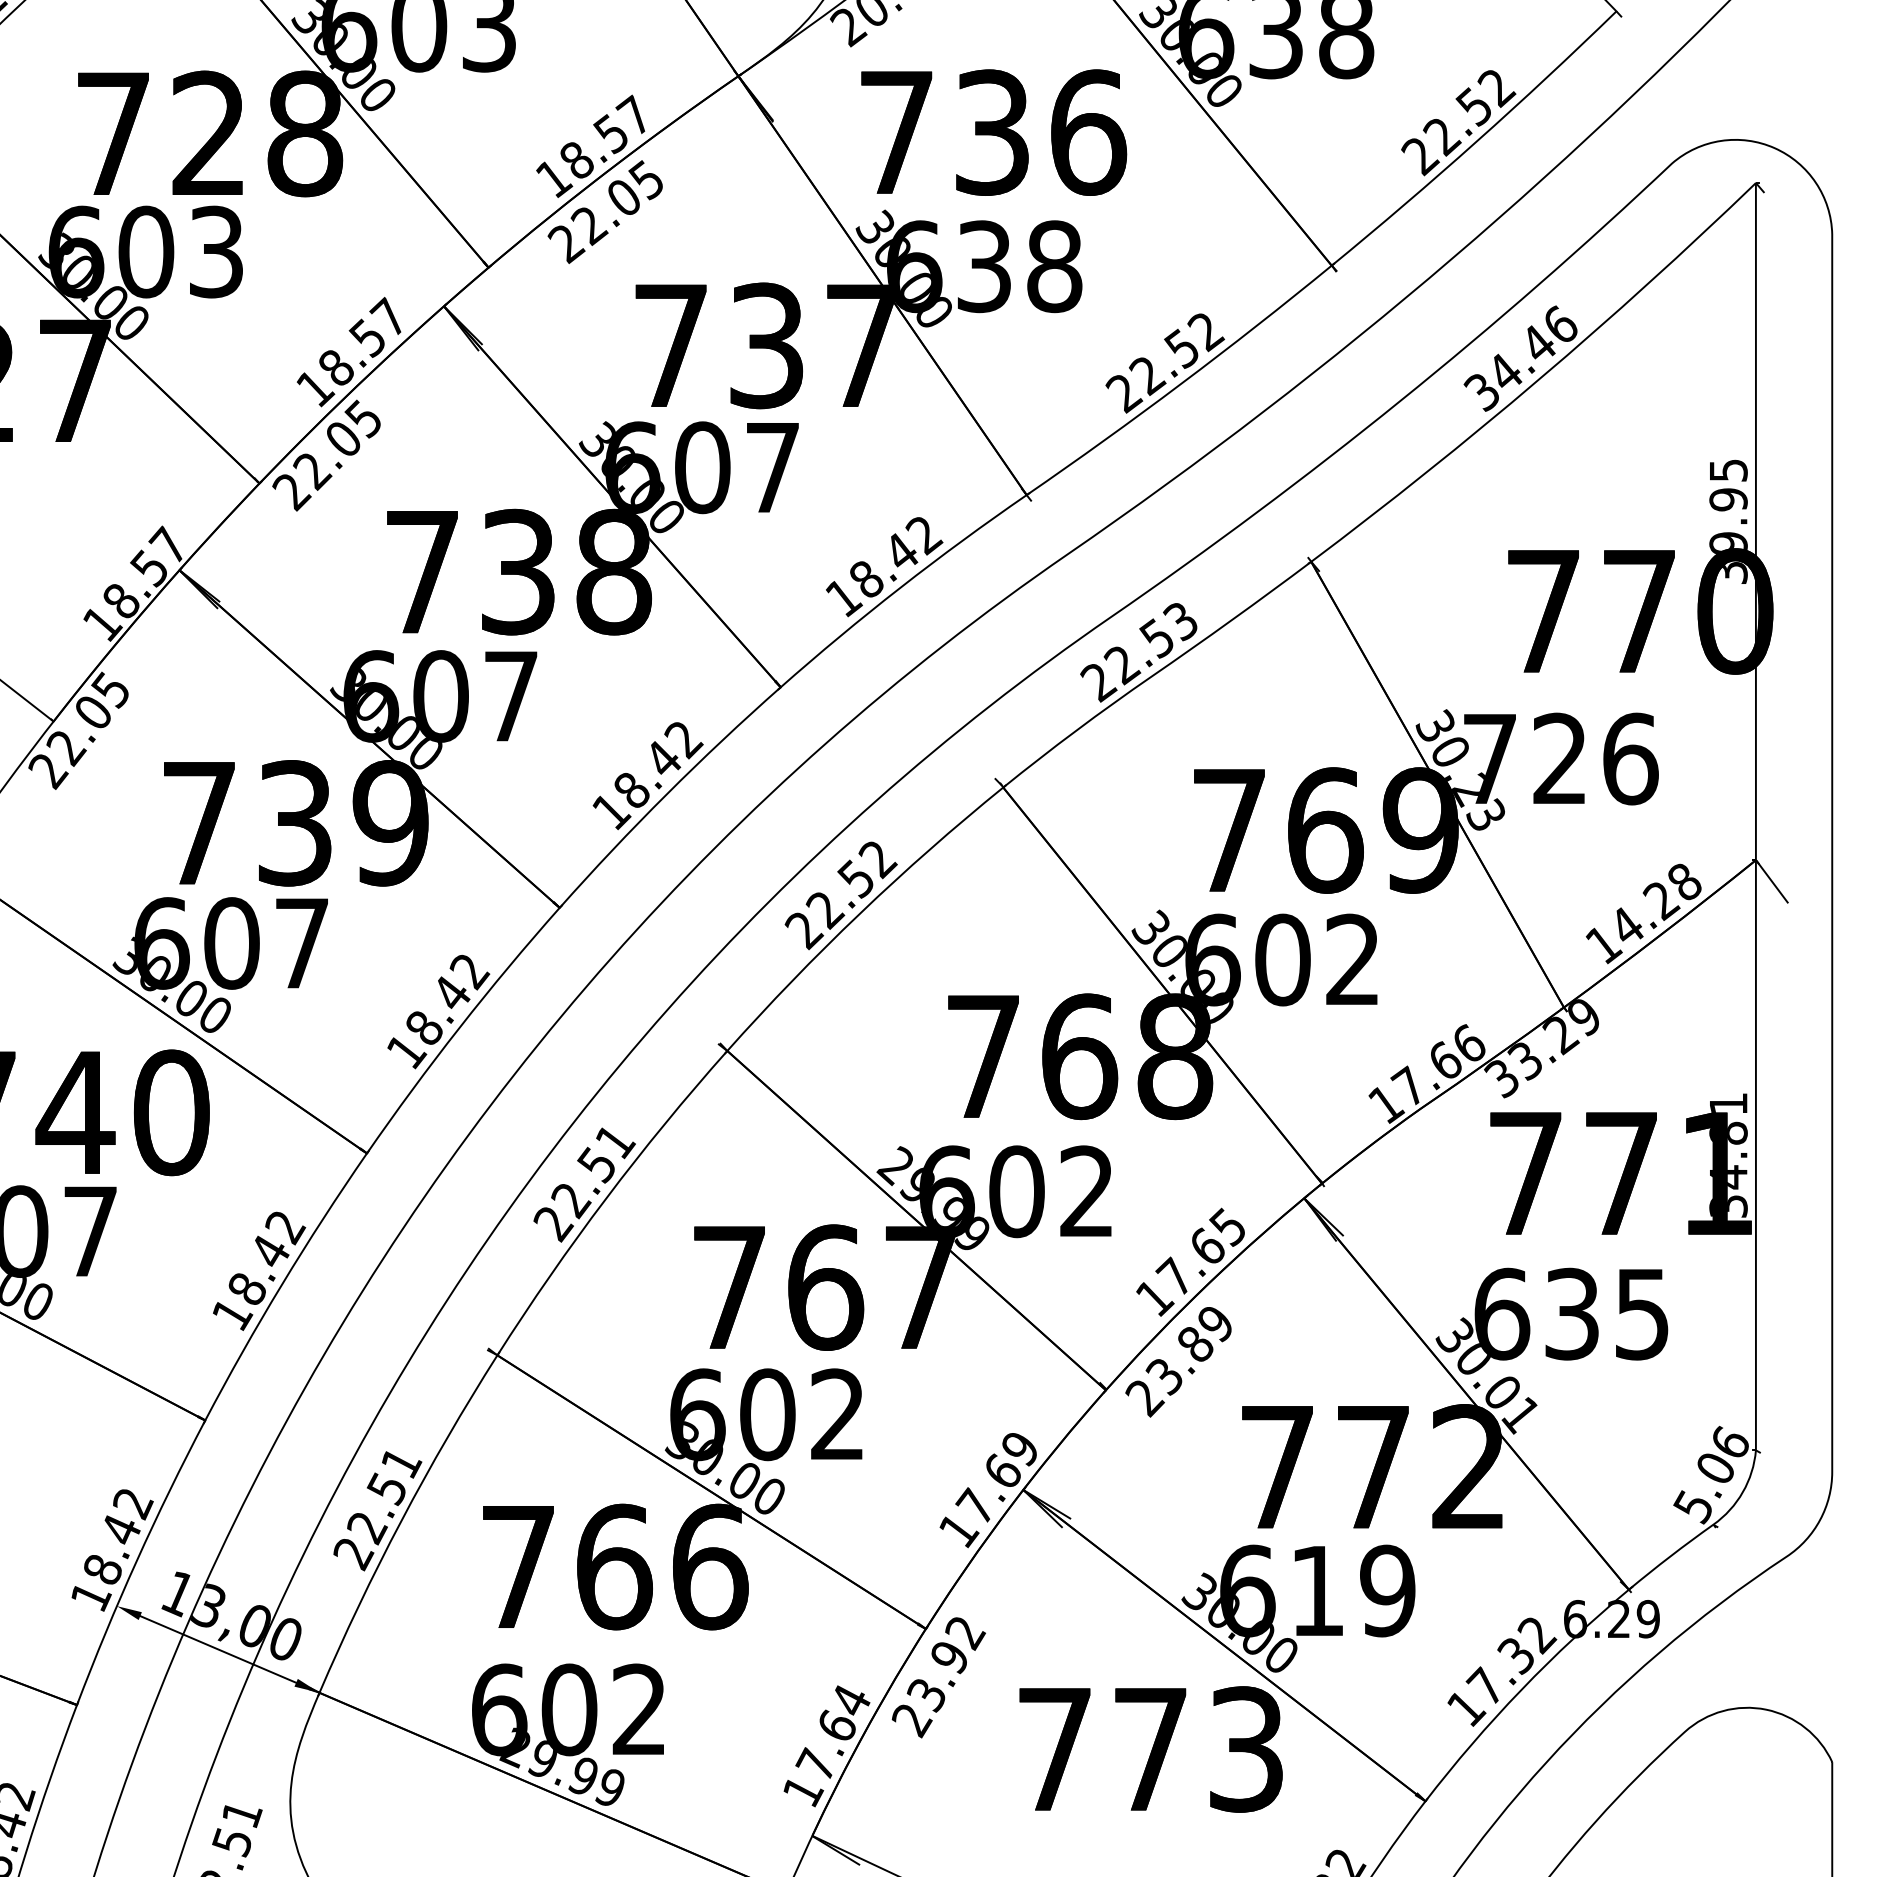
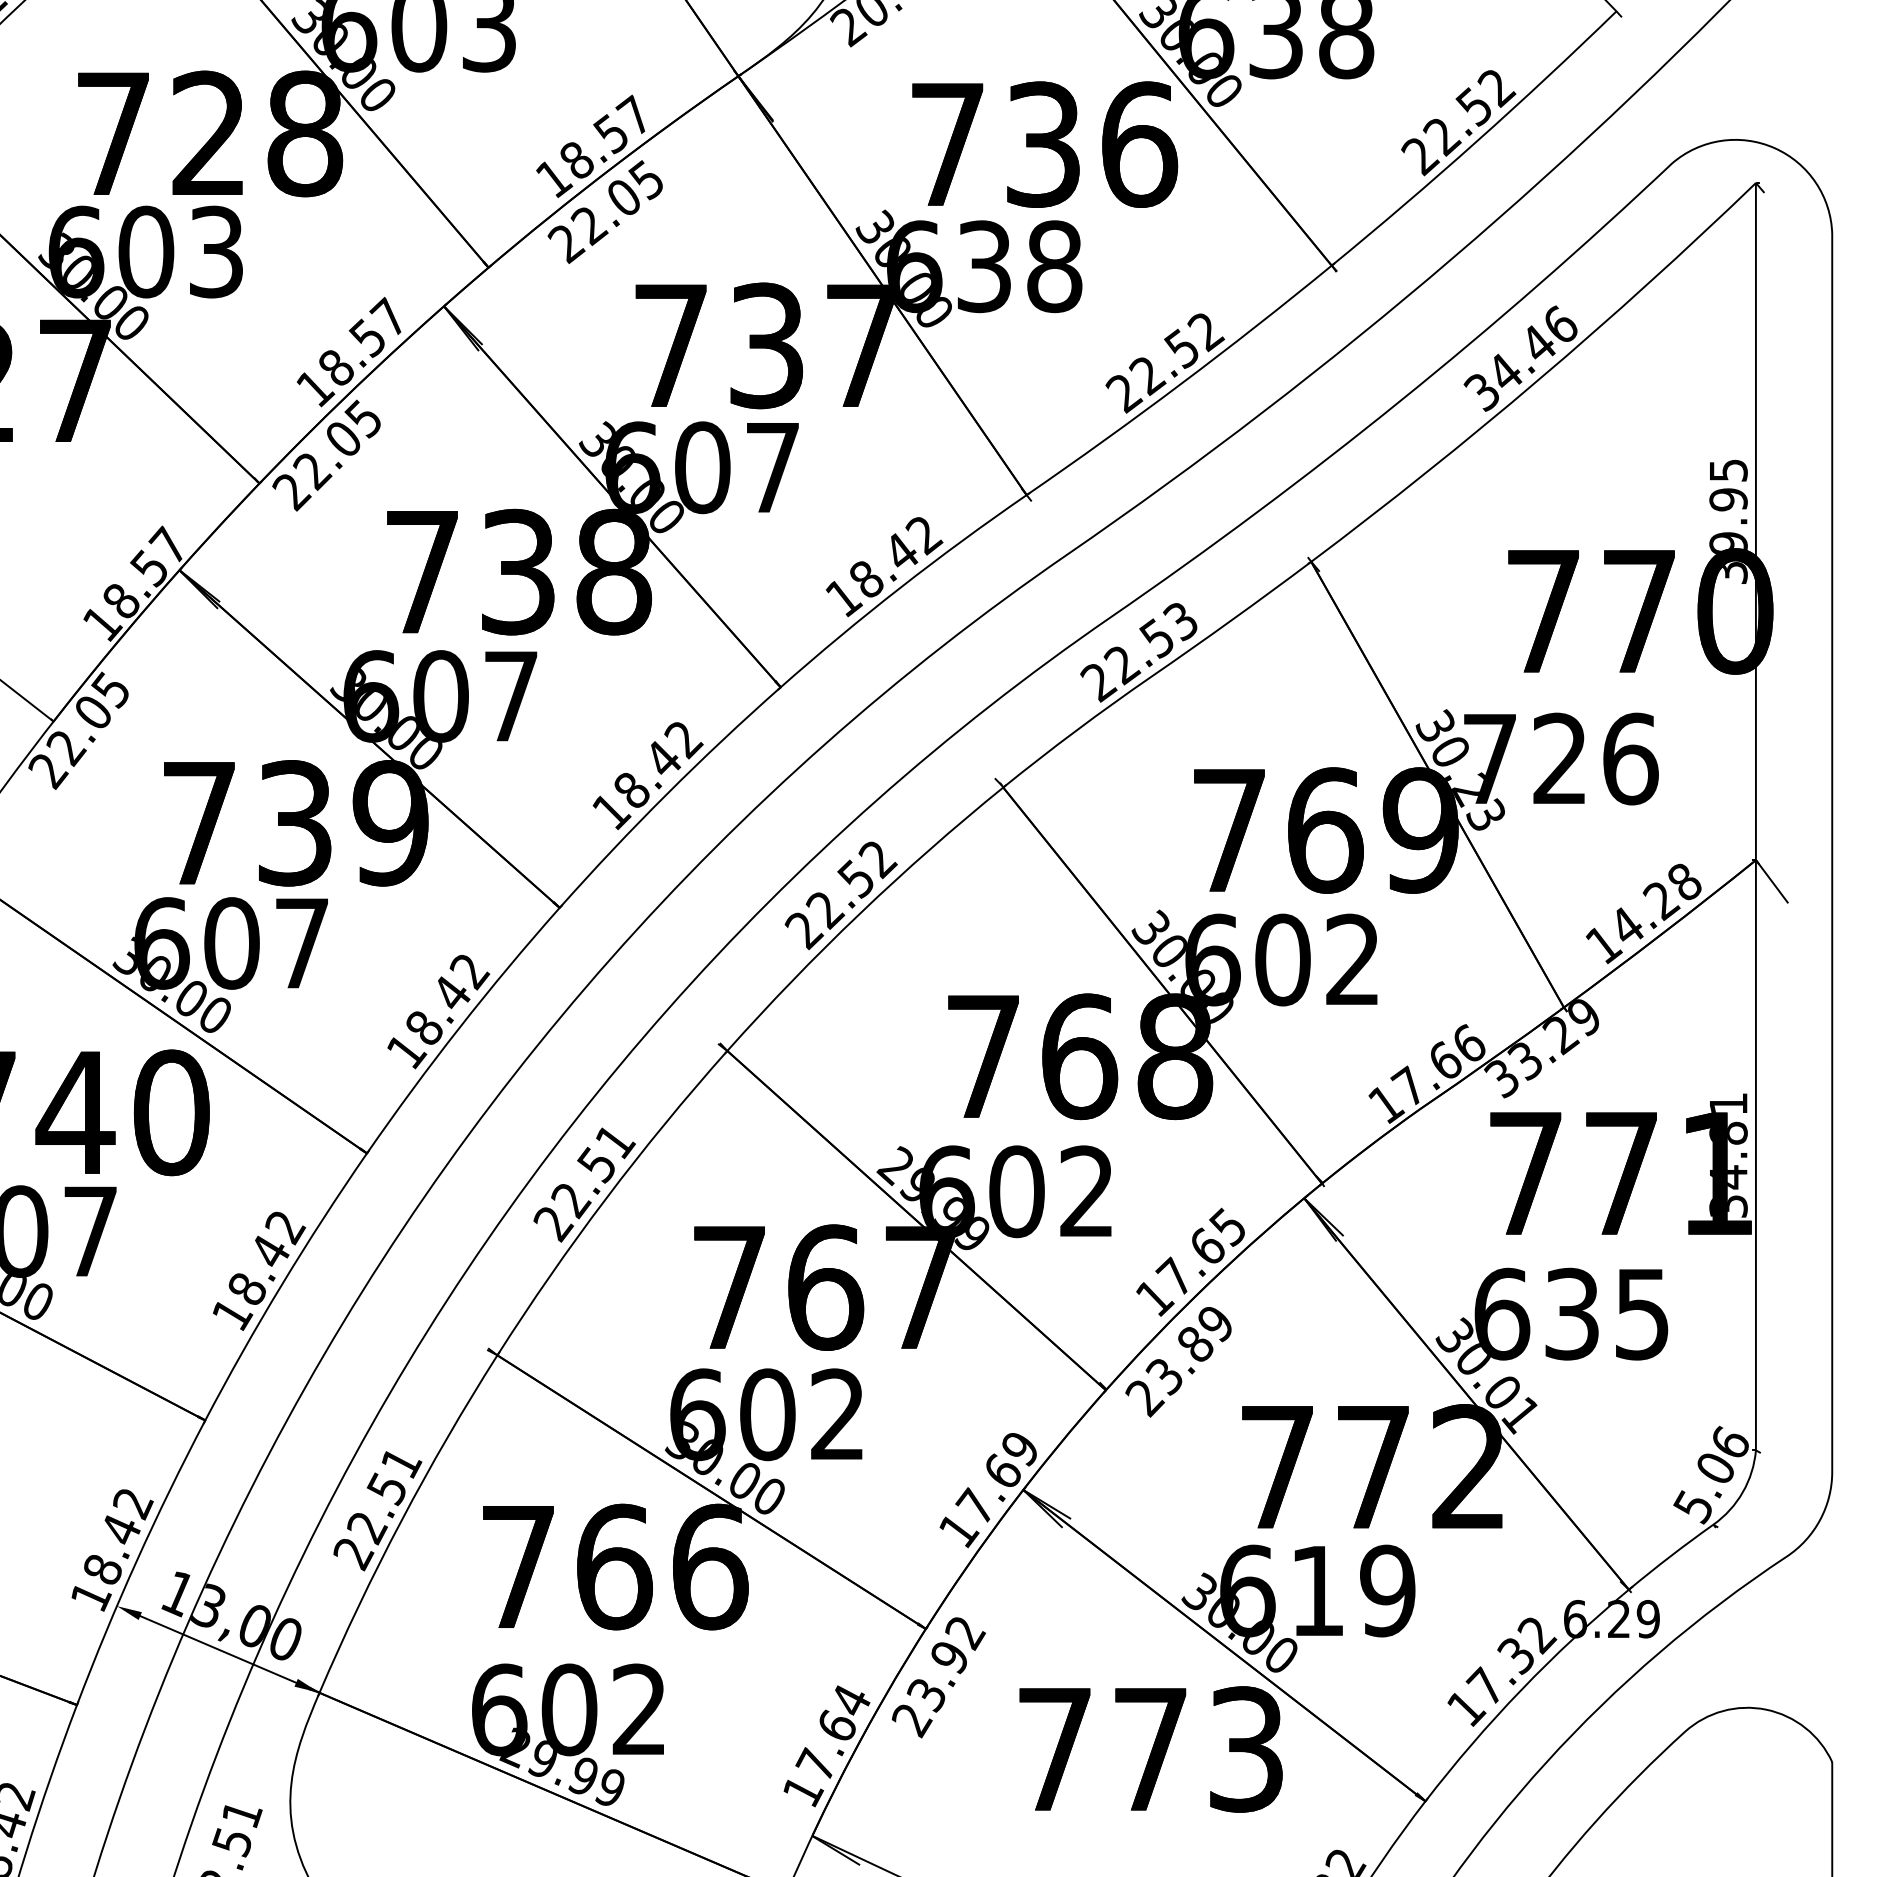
text position: (994, 132) -> (1045, 144) (1045, 144)
